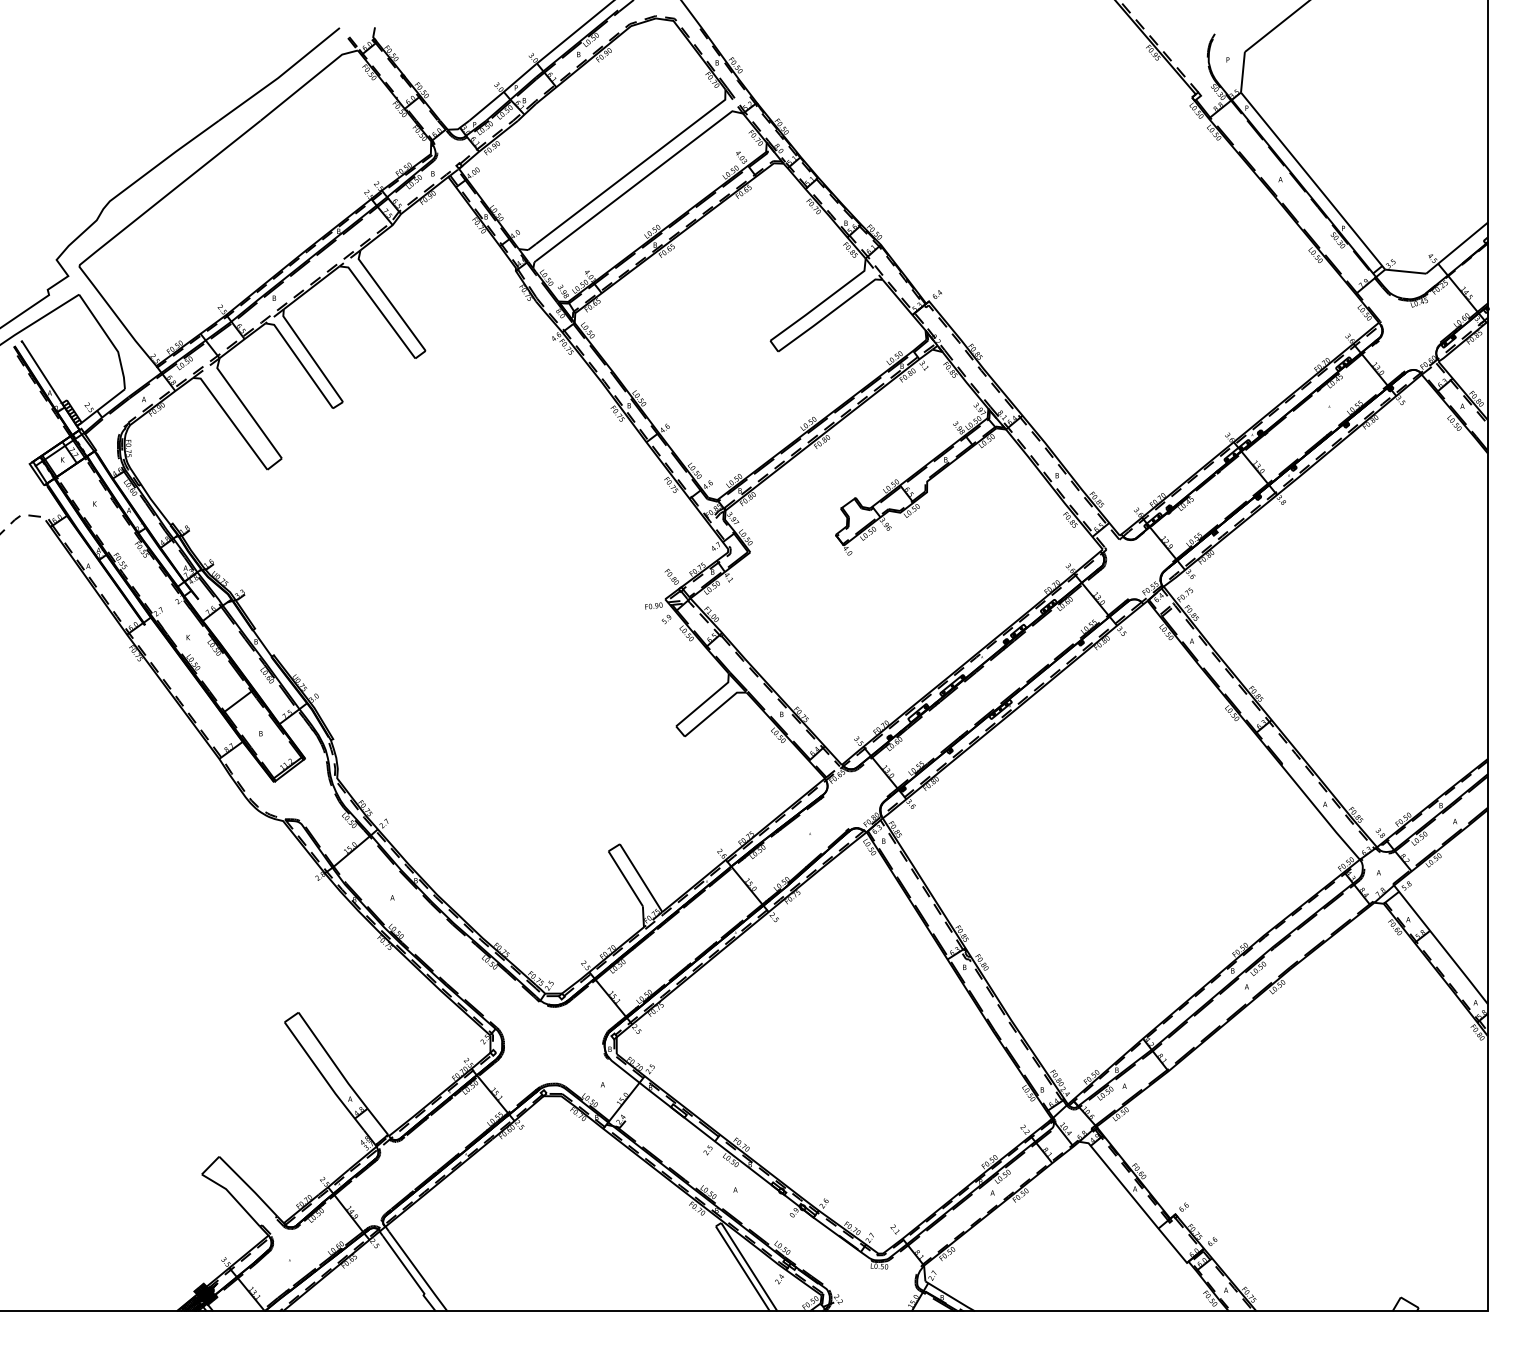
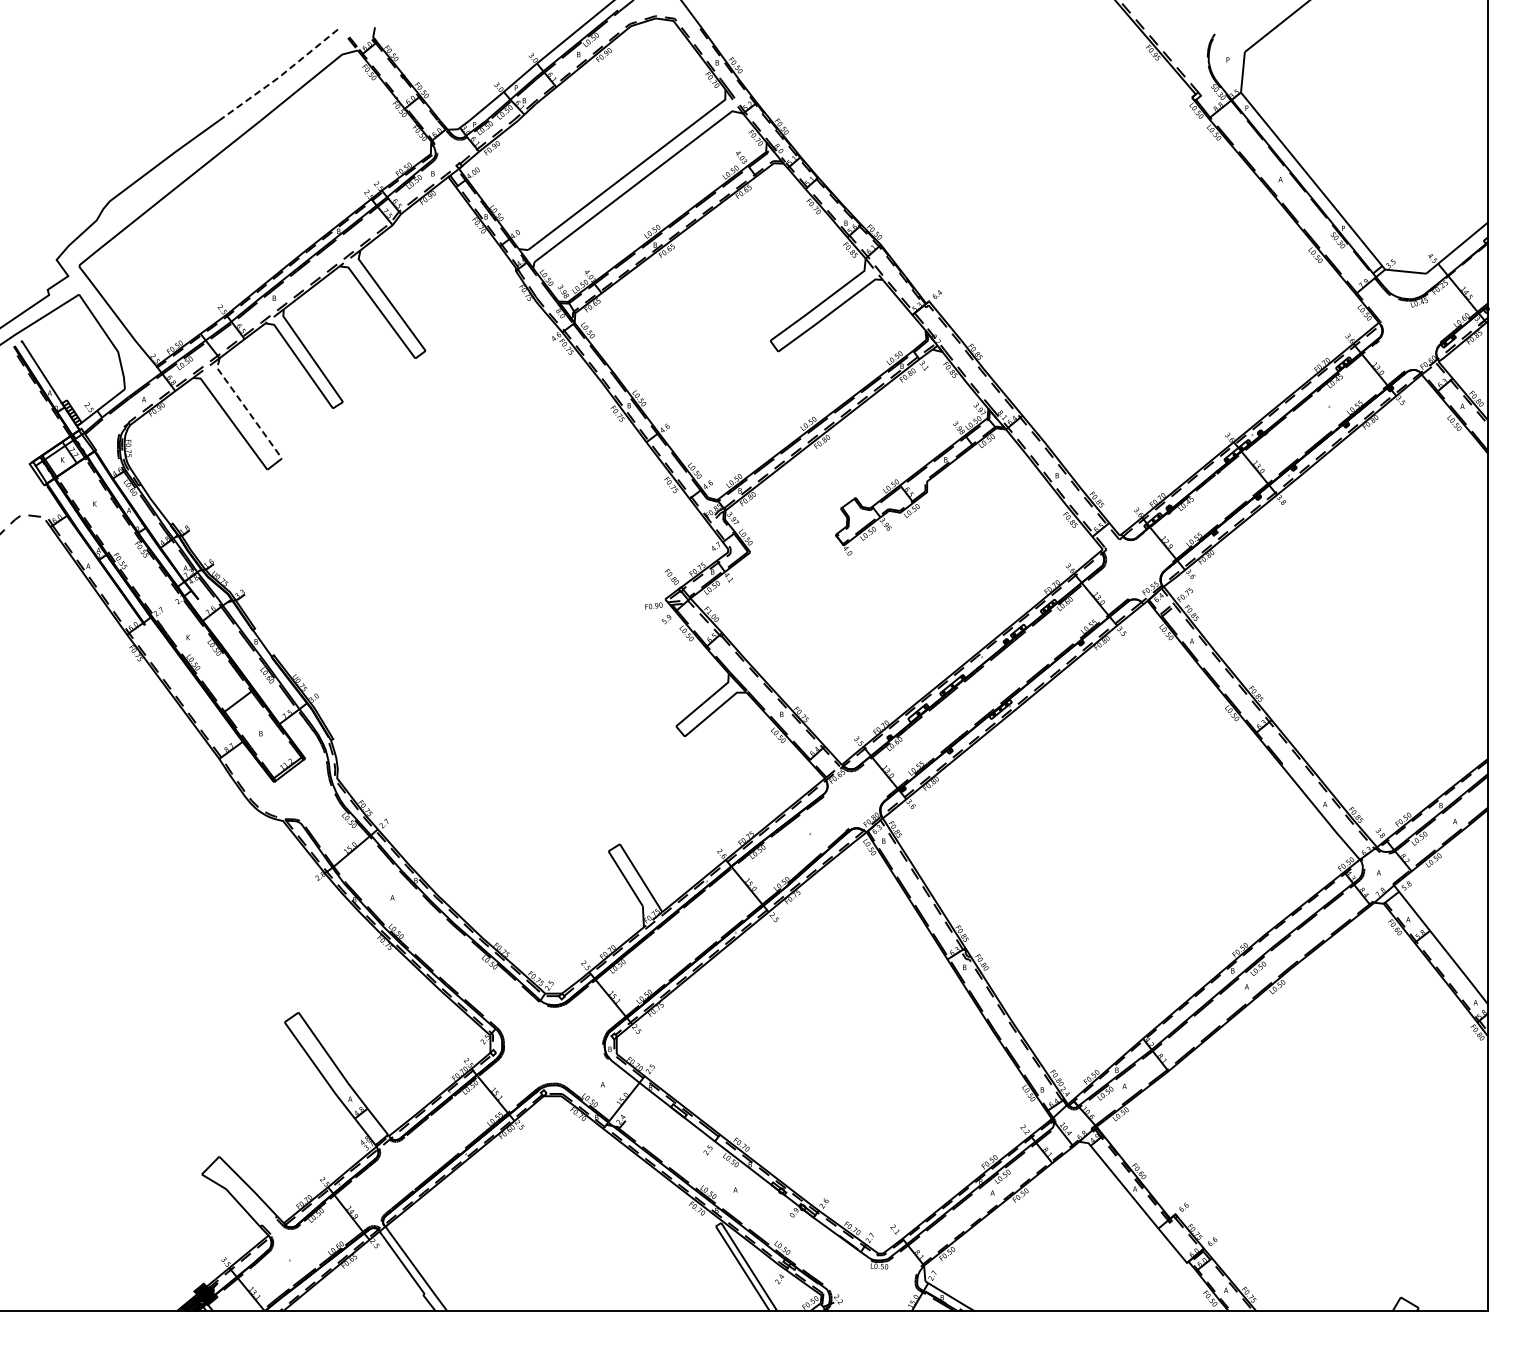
line: solid -> dashed (280, 76)
line: solid -> dashed (246, 408)
